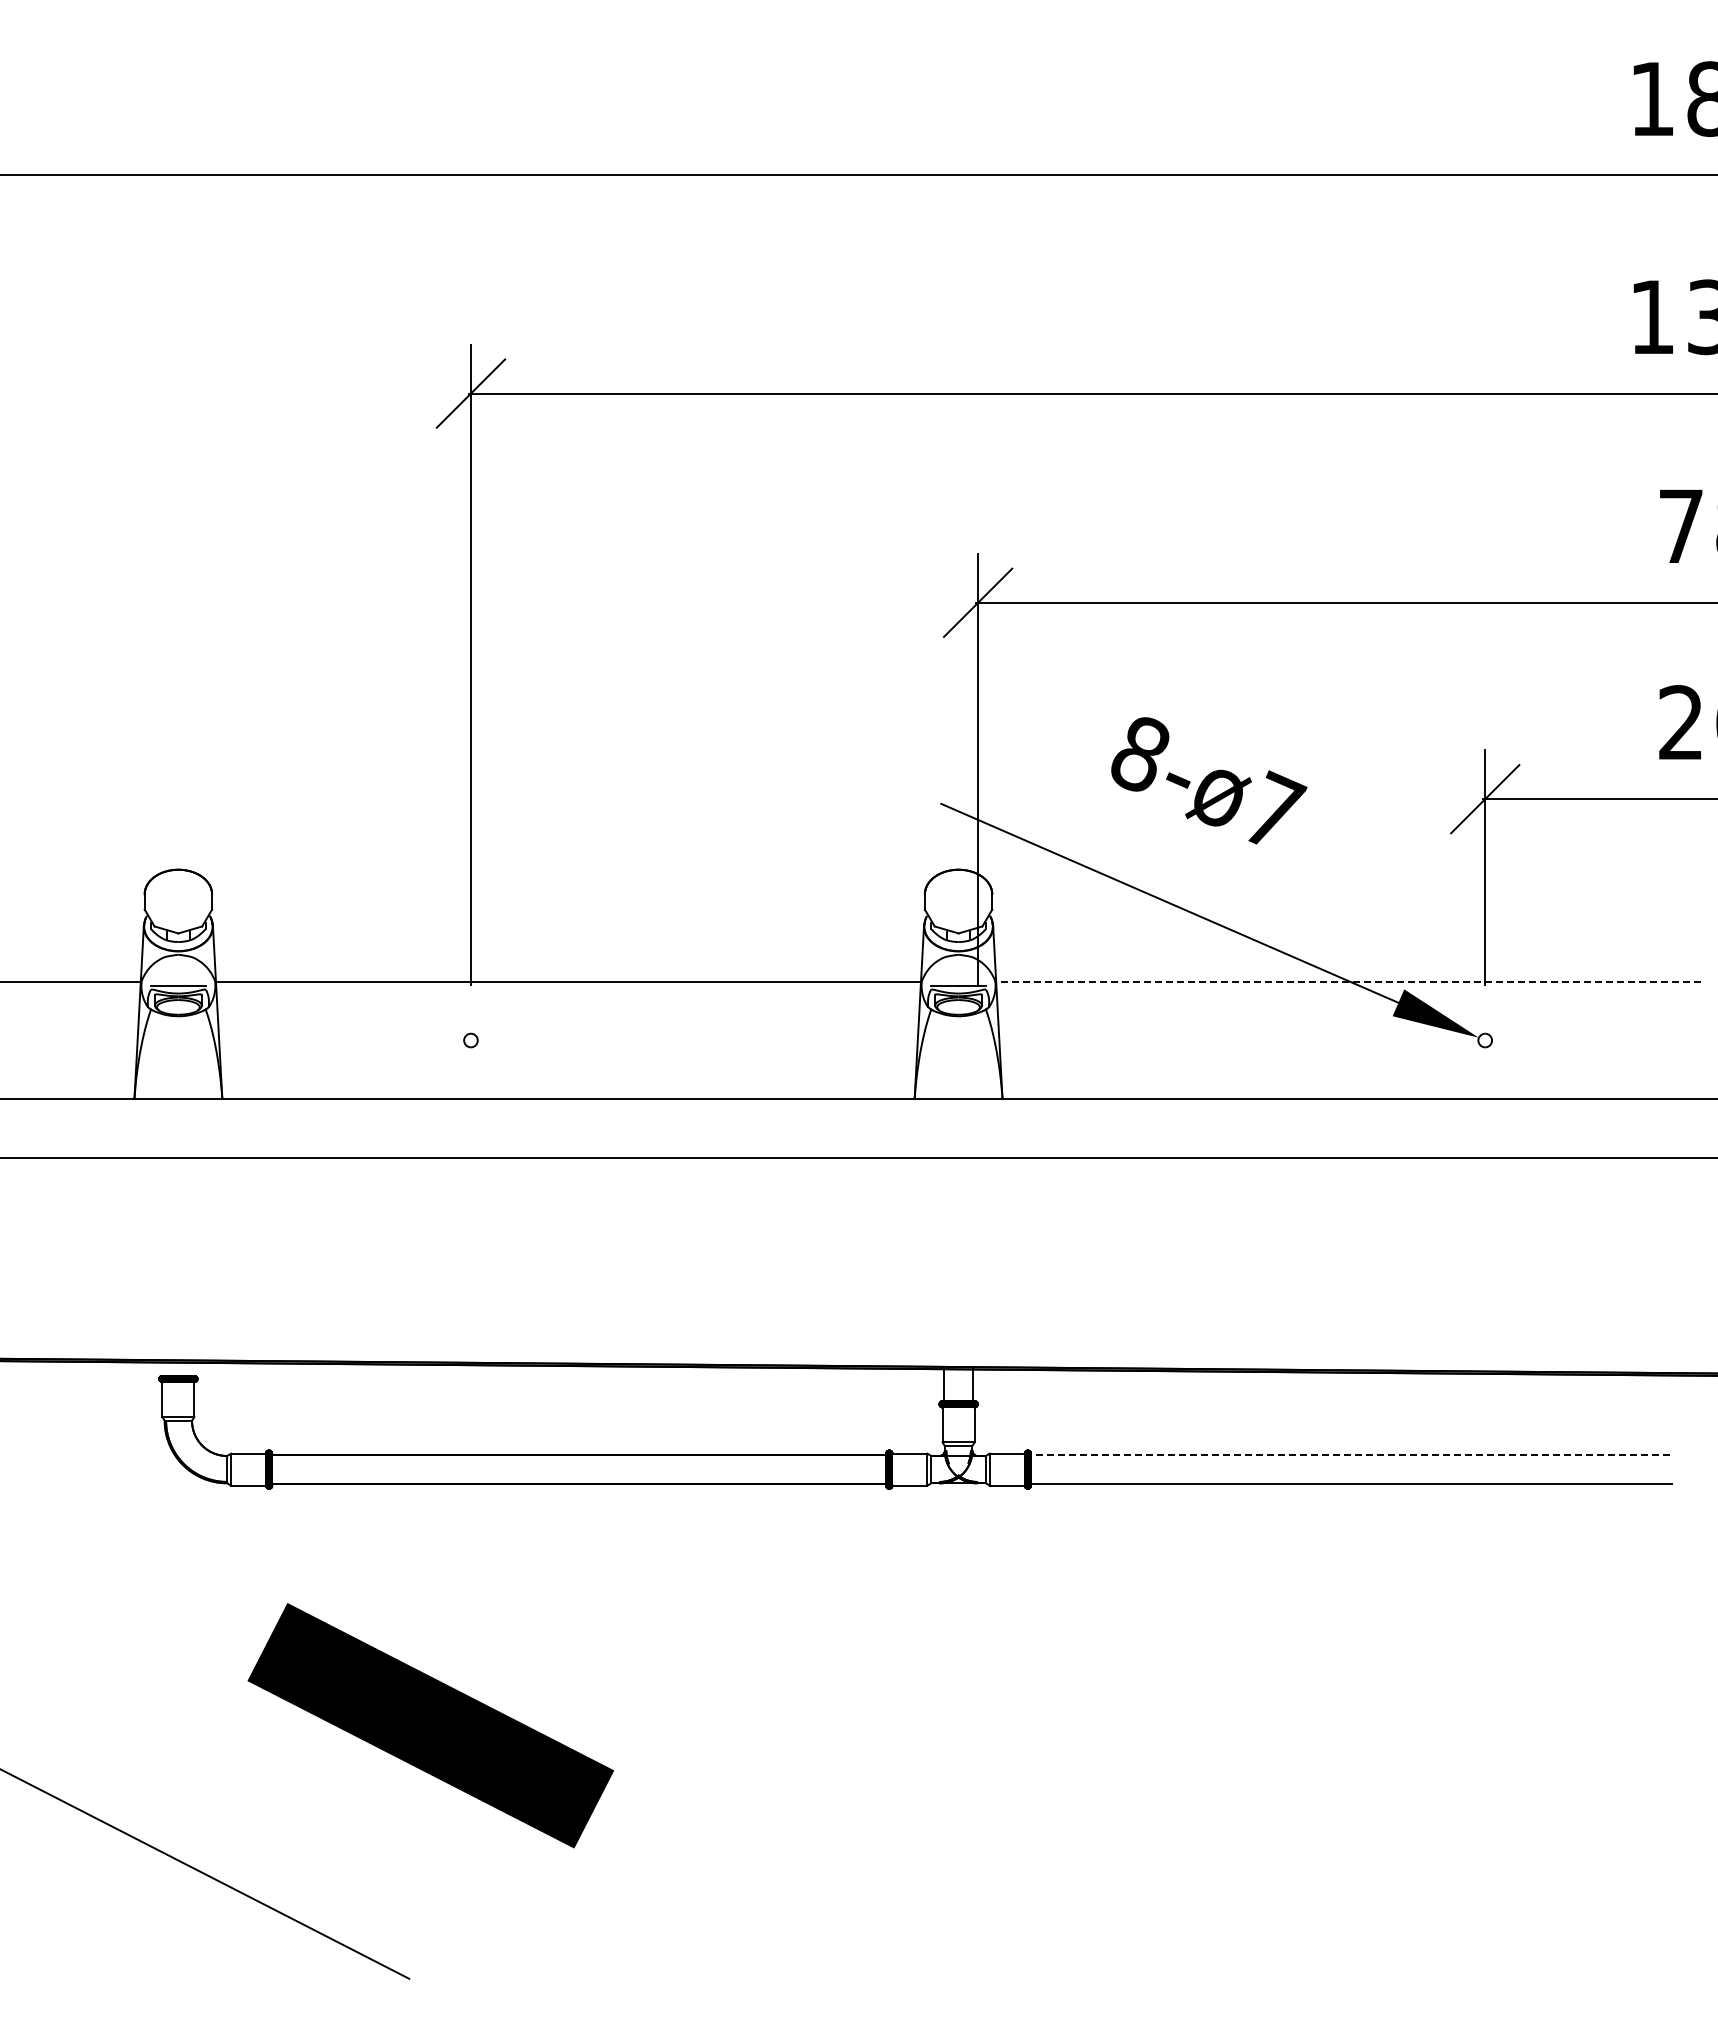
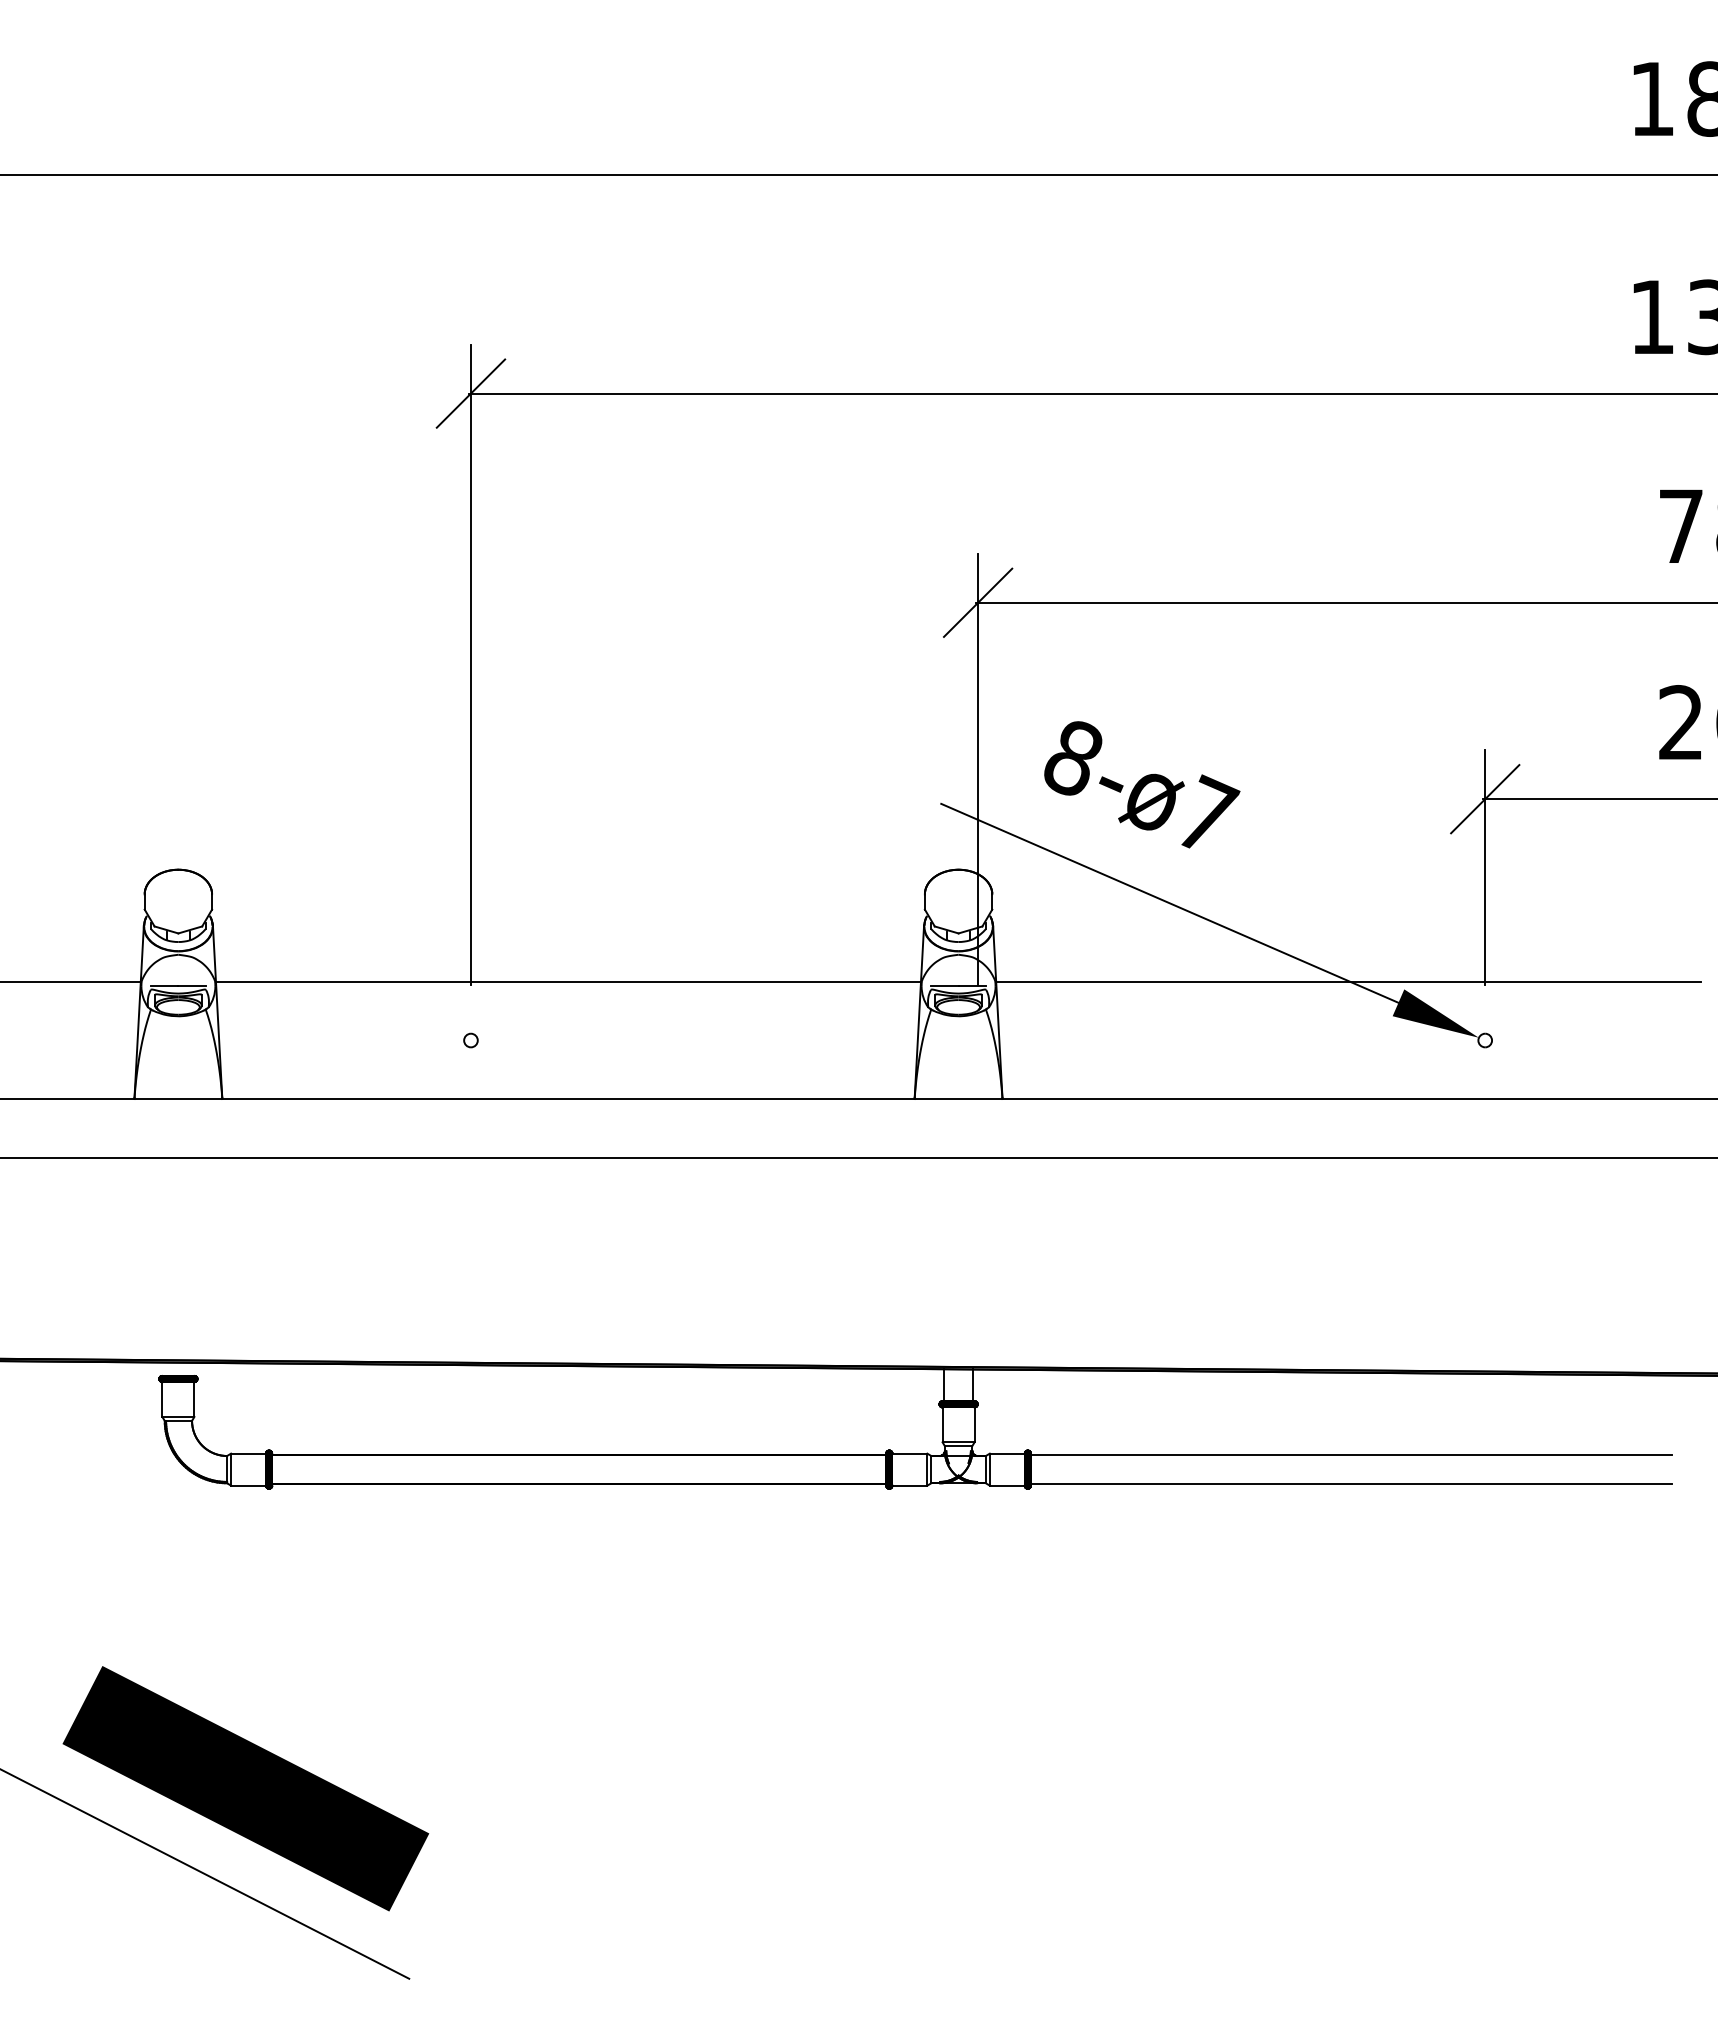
text position: (1209, 780) -> (1142, 784) (1142, 784)
line: dashed -> solid (1348, 982)
line: dashed -> solid (1348, 1455)
text position: (430, 1725) -> (245, 1788) (245, 1788)
